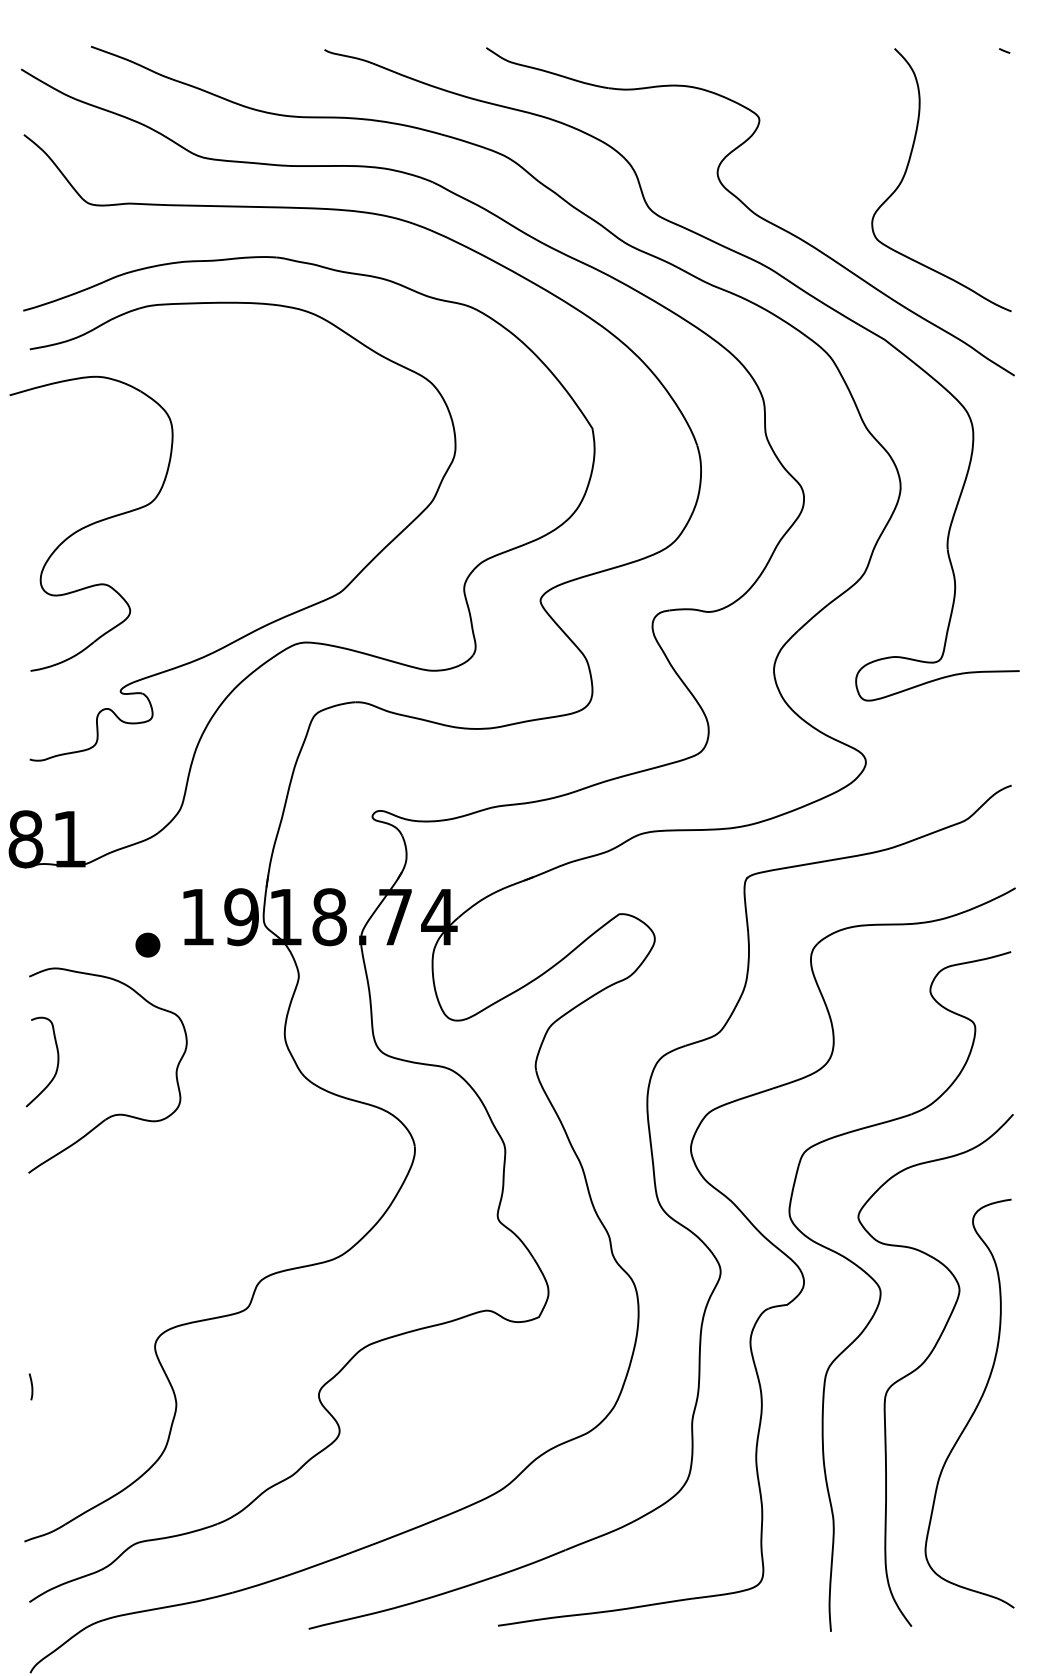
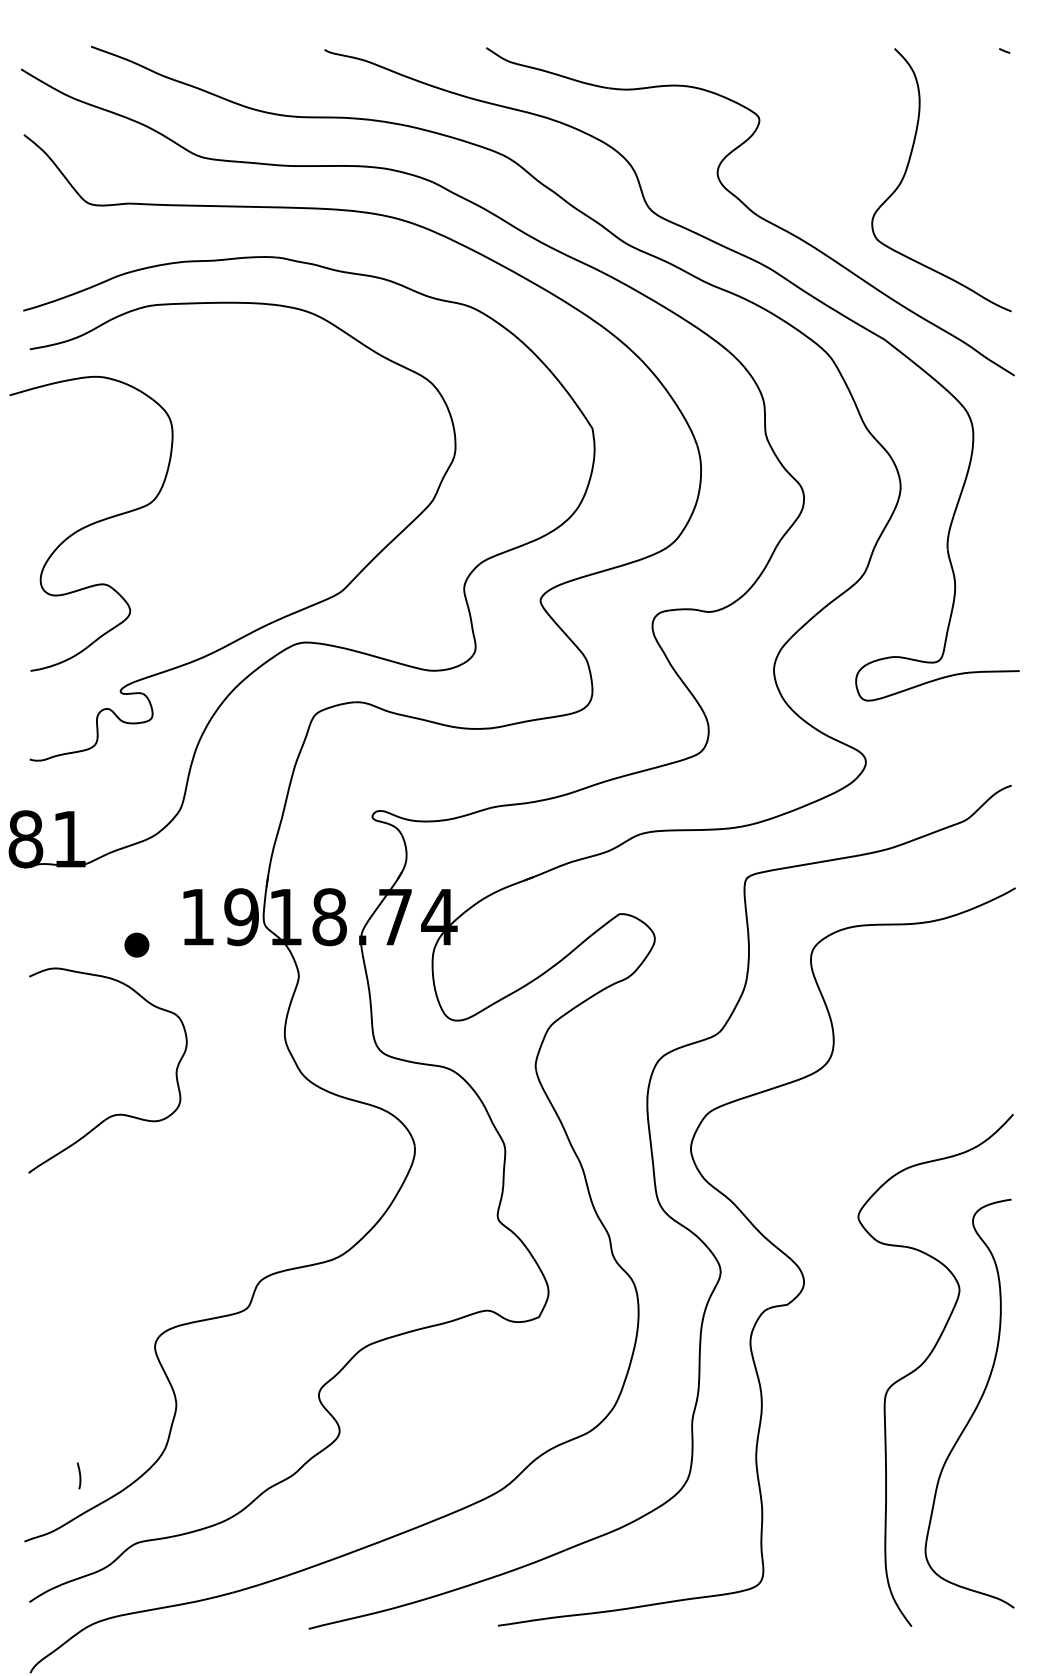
part position: (147, 944) -> (136, 944) (136, 944)
curve: present -> none (56, 1066)
part: present -> none (881, 1291)
curve position: (31, 1386) -> (79, 1475) (79, 1475)
